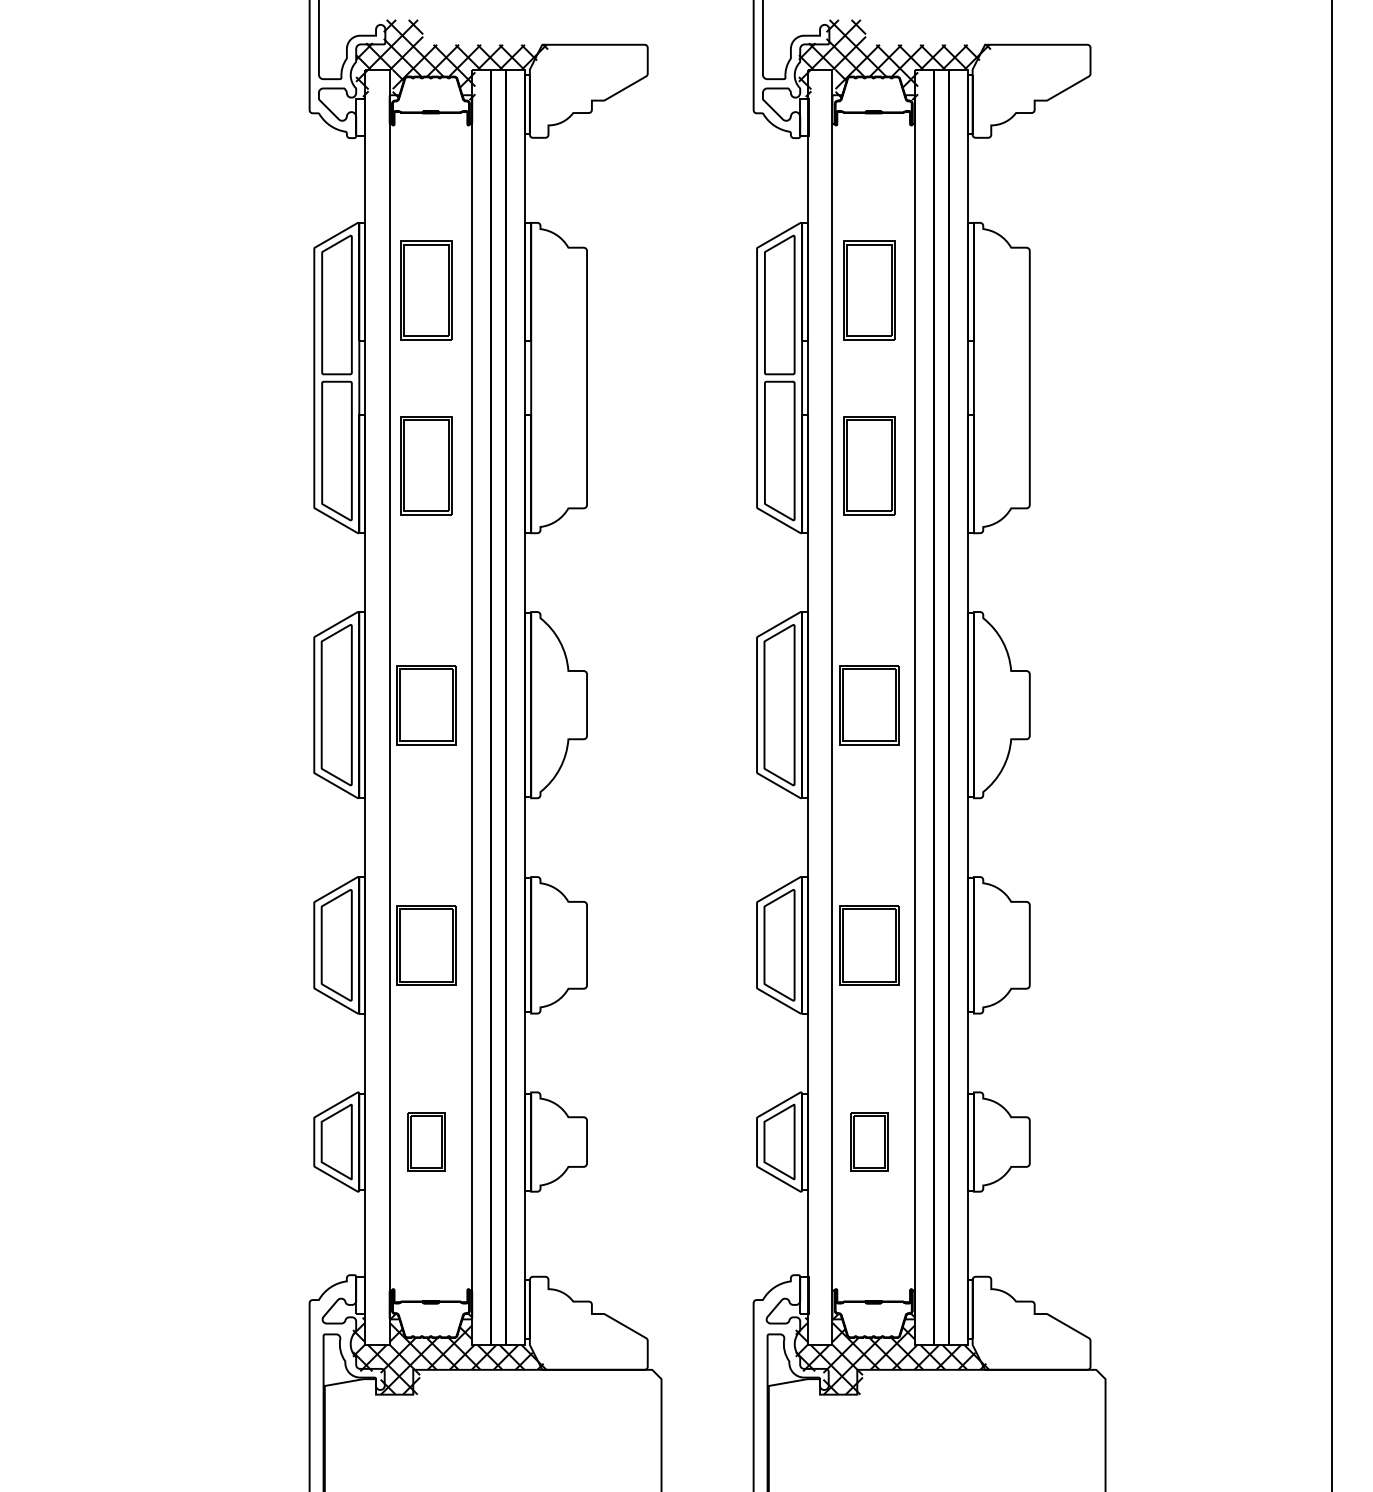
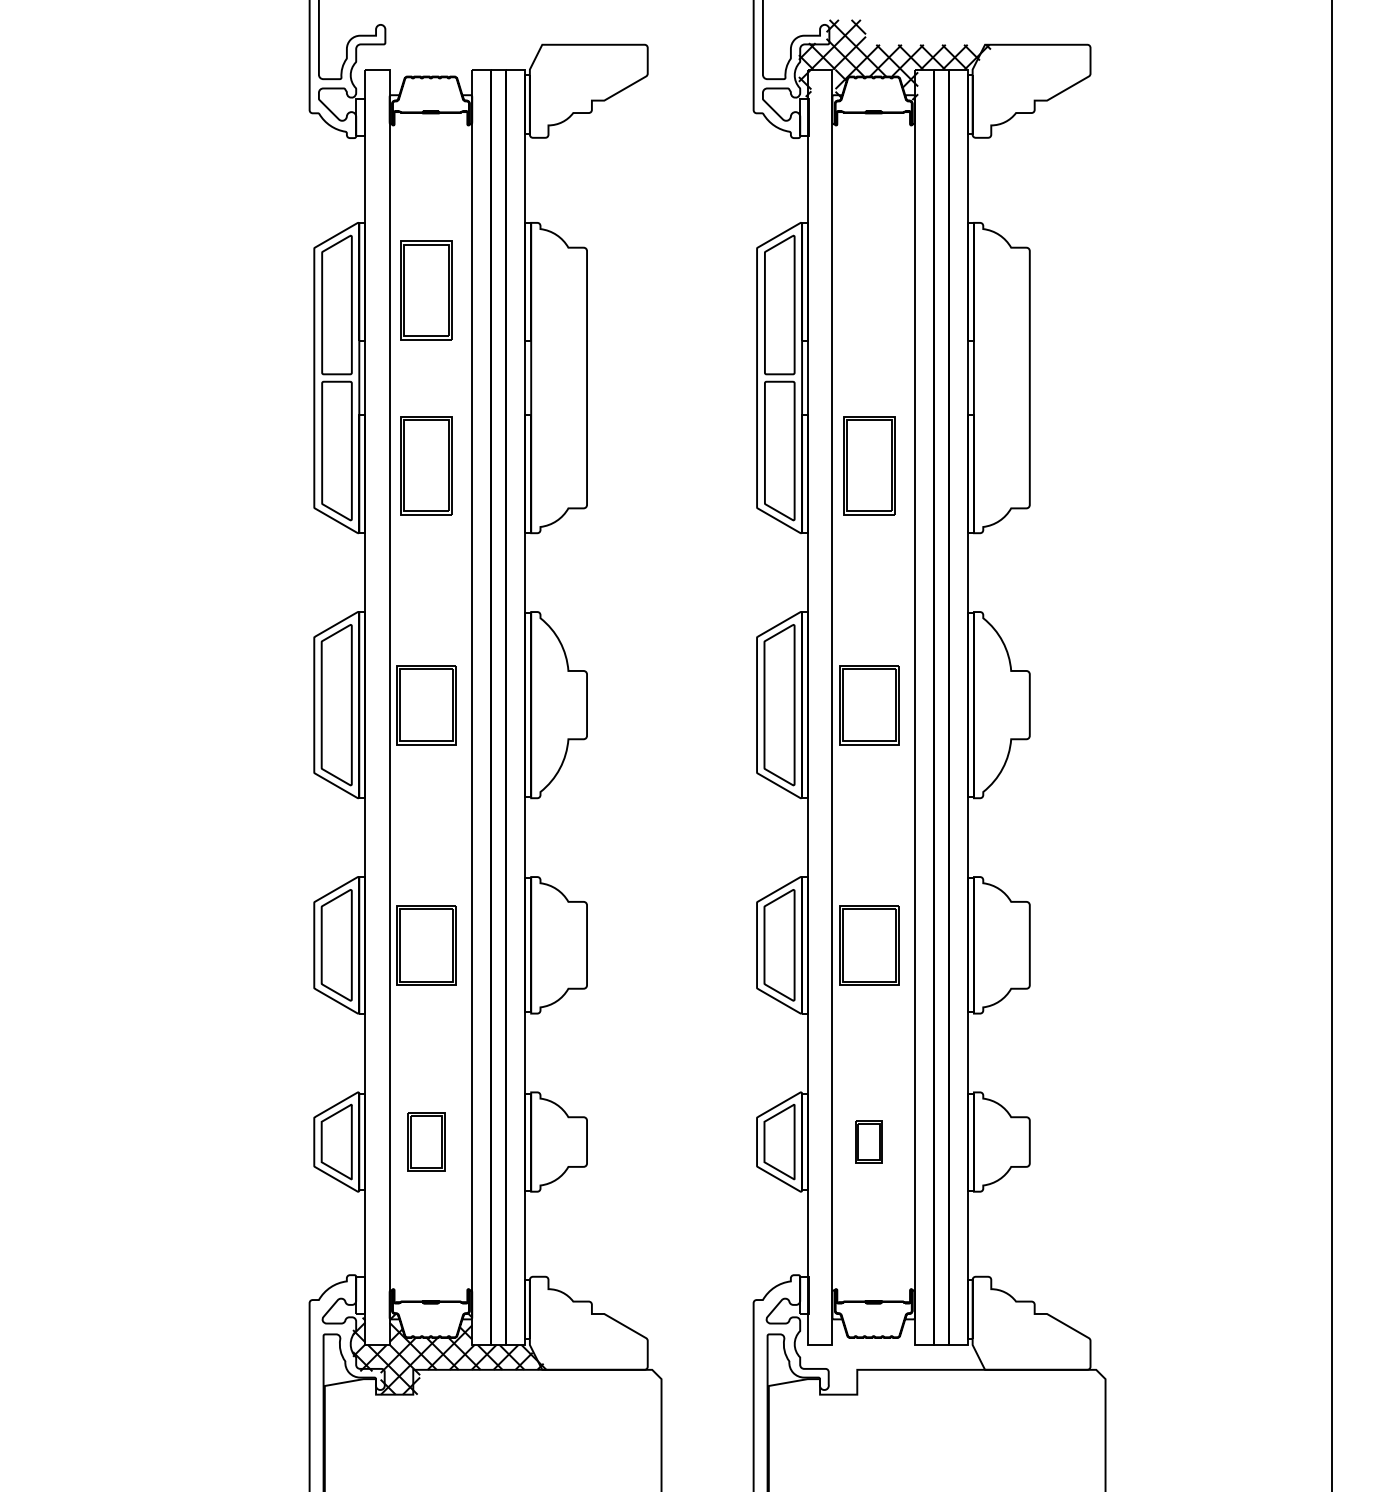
hatch: present -> none (452, 59)
part: present -> none (869, 290)
part size: 39x60 px -> 28x44 px (868, 1141)
hatch: present -> none (892, 1353)
